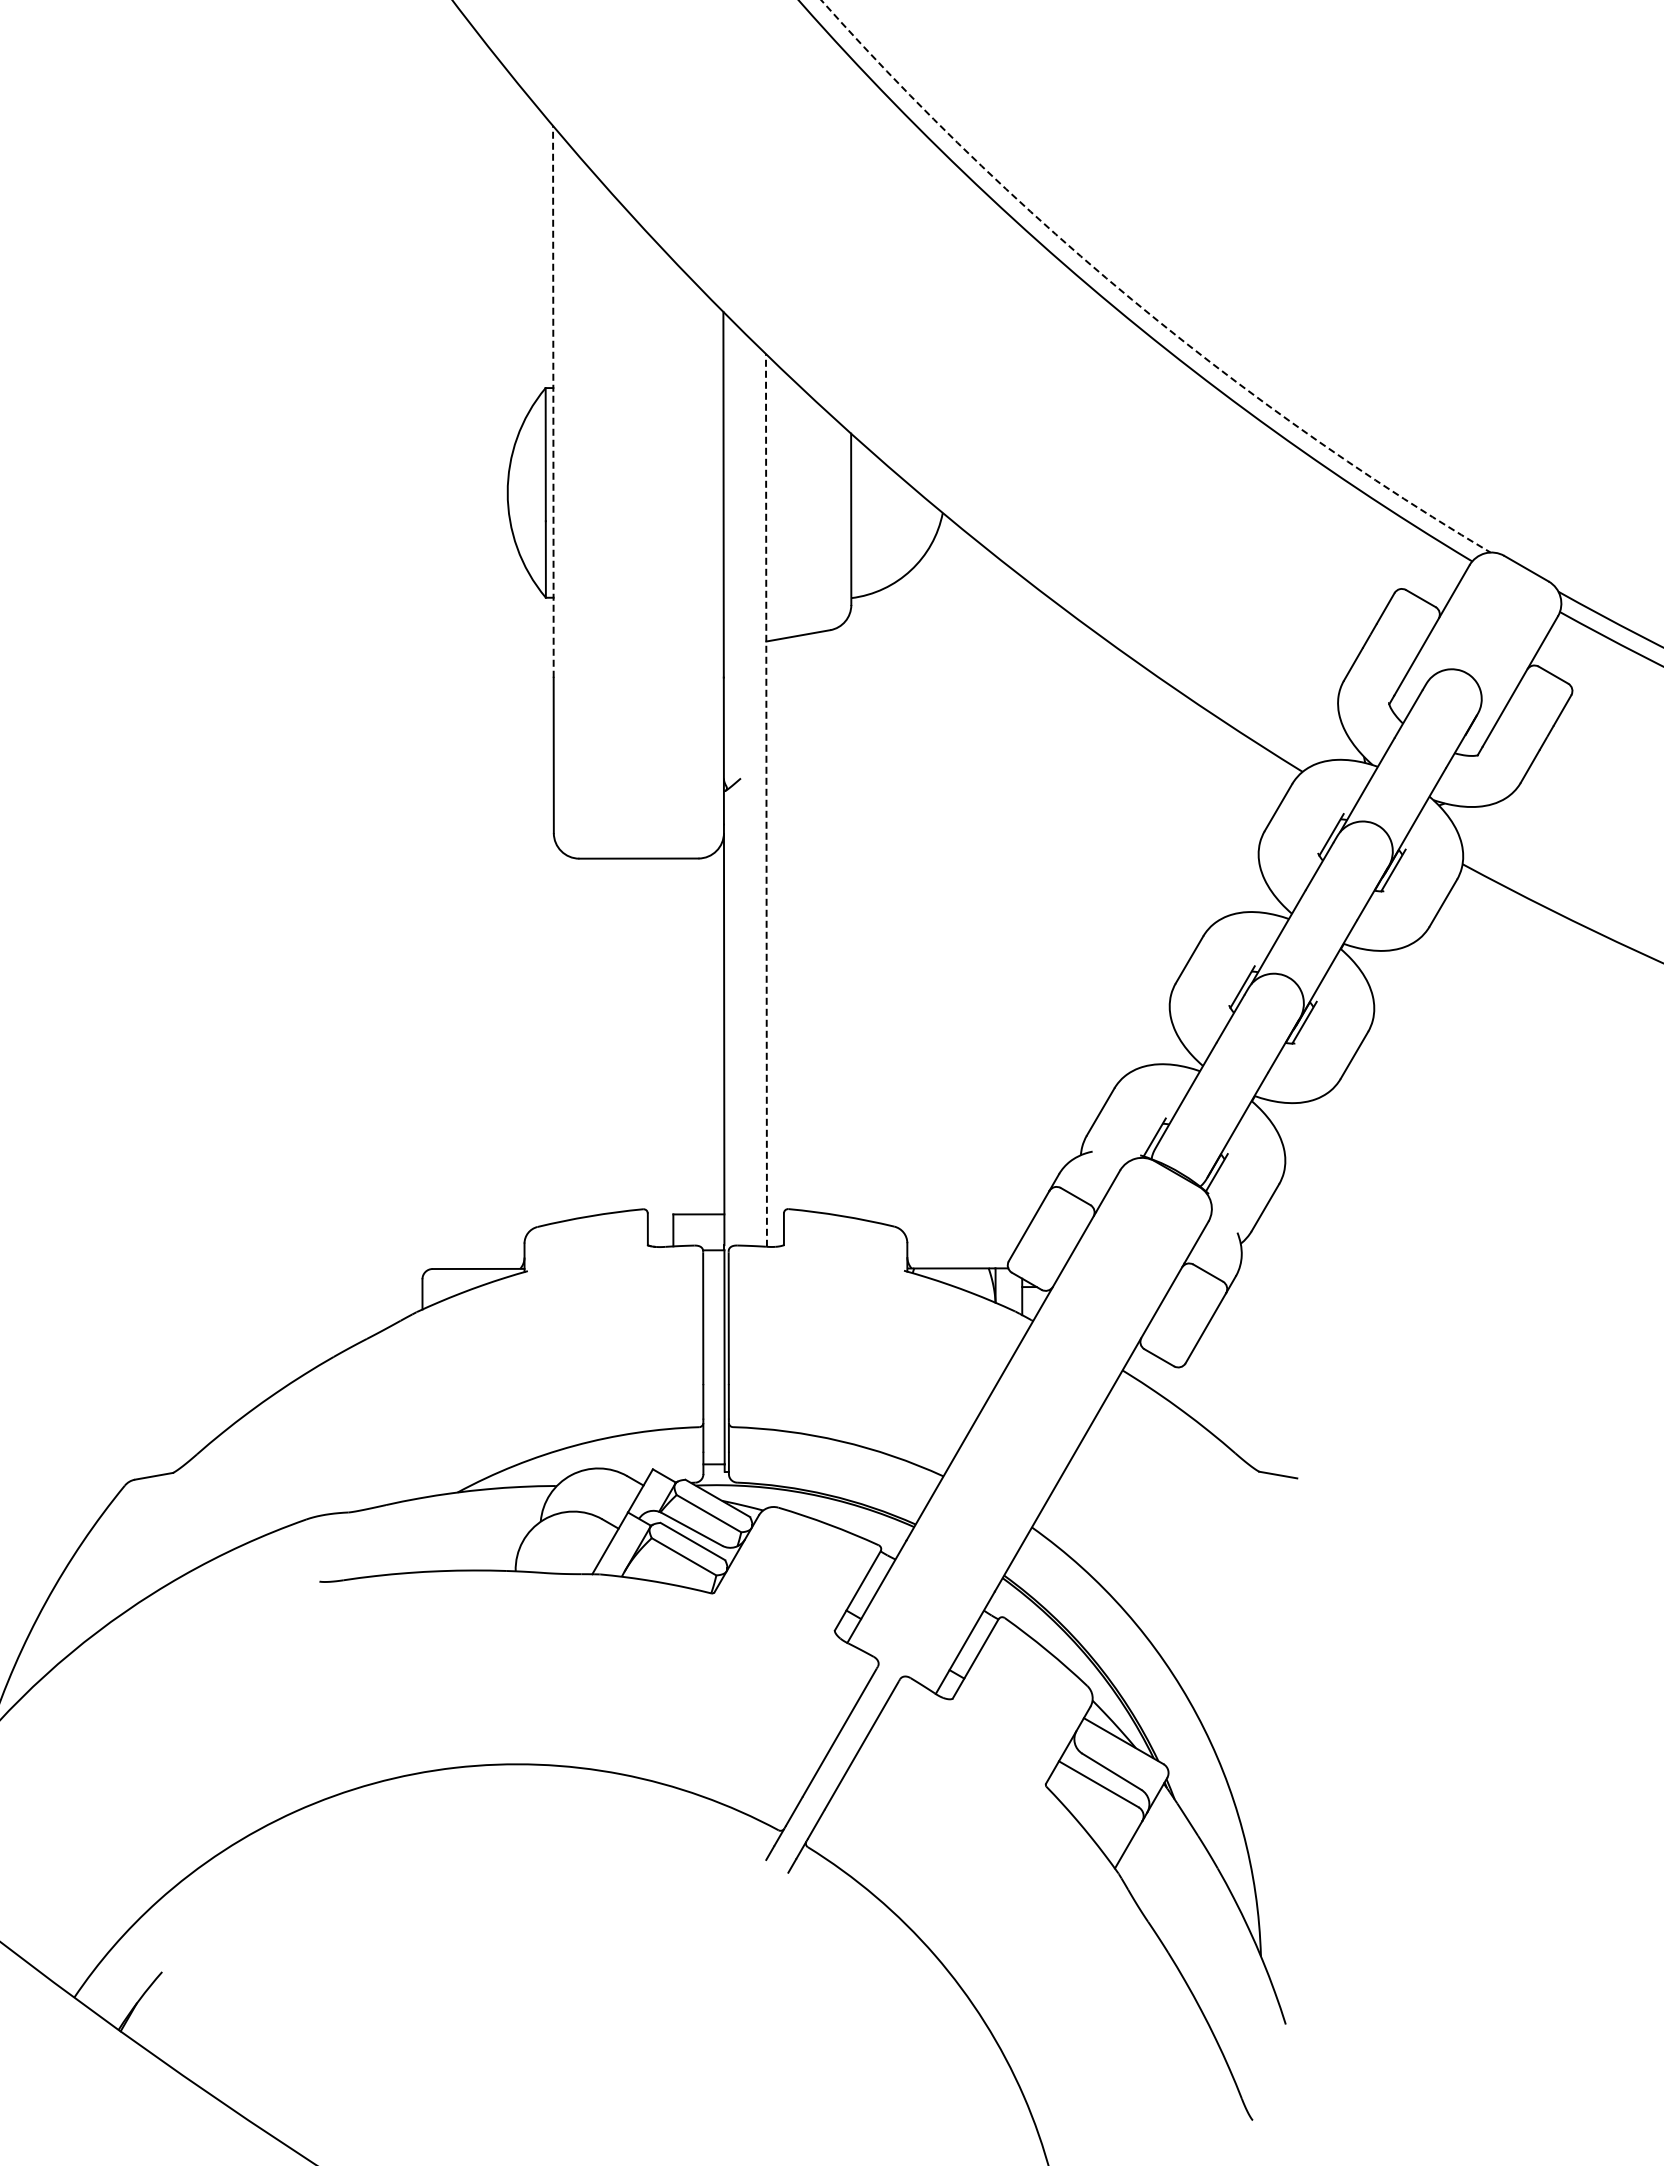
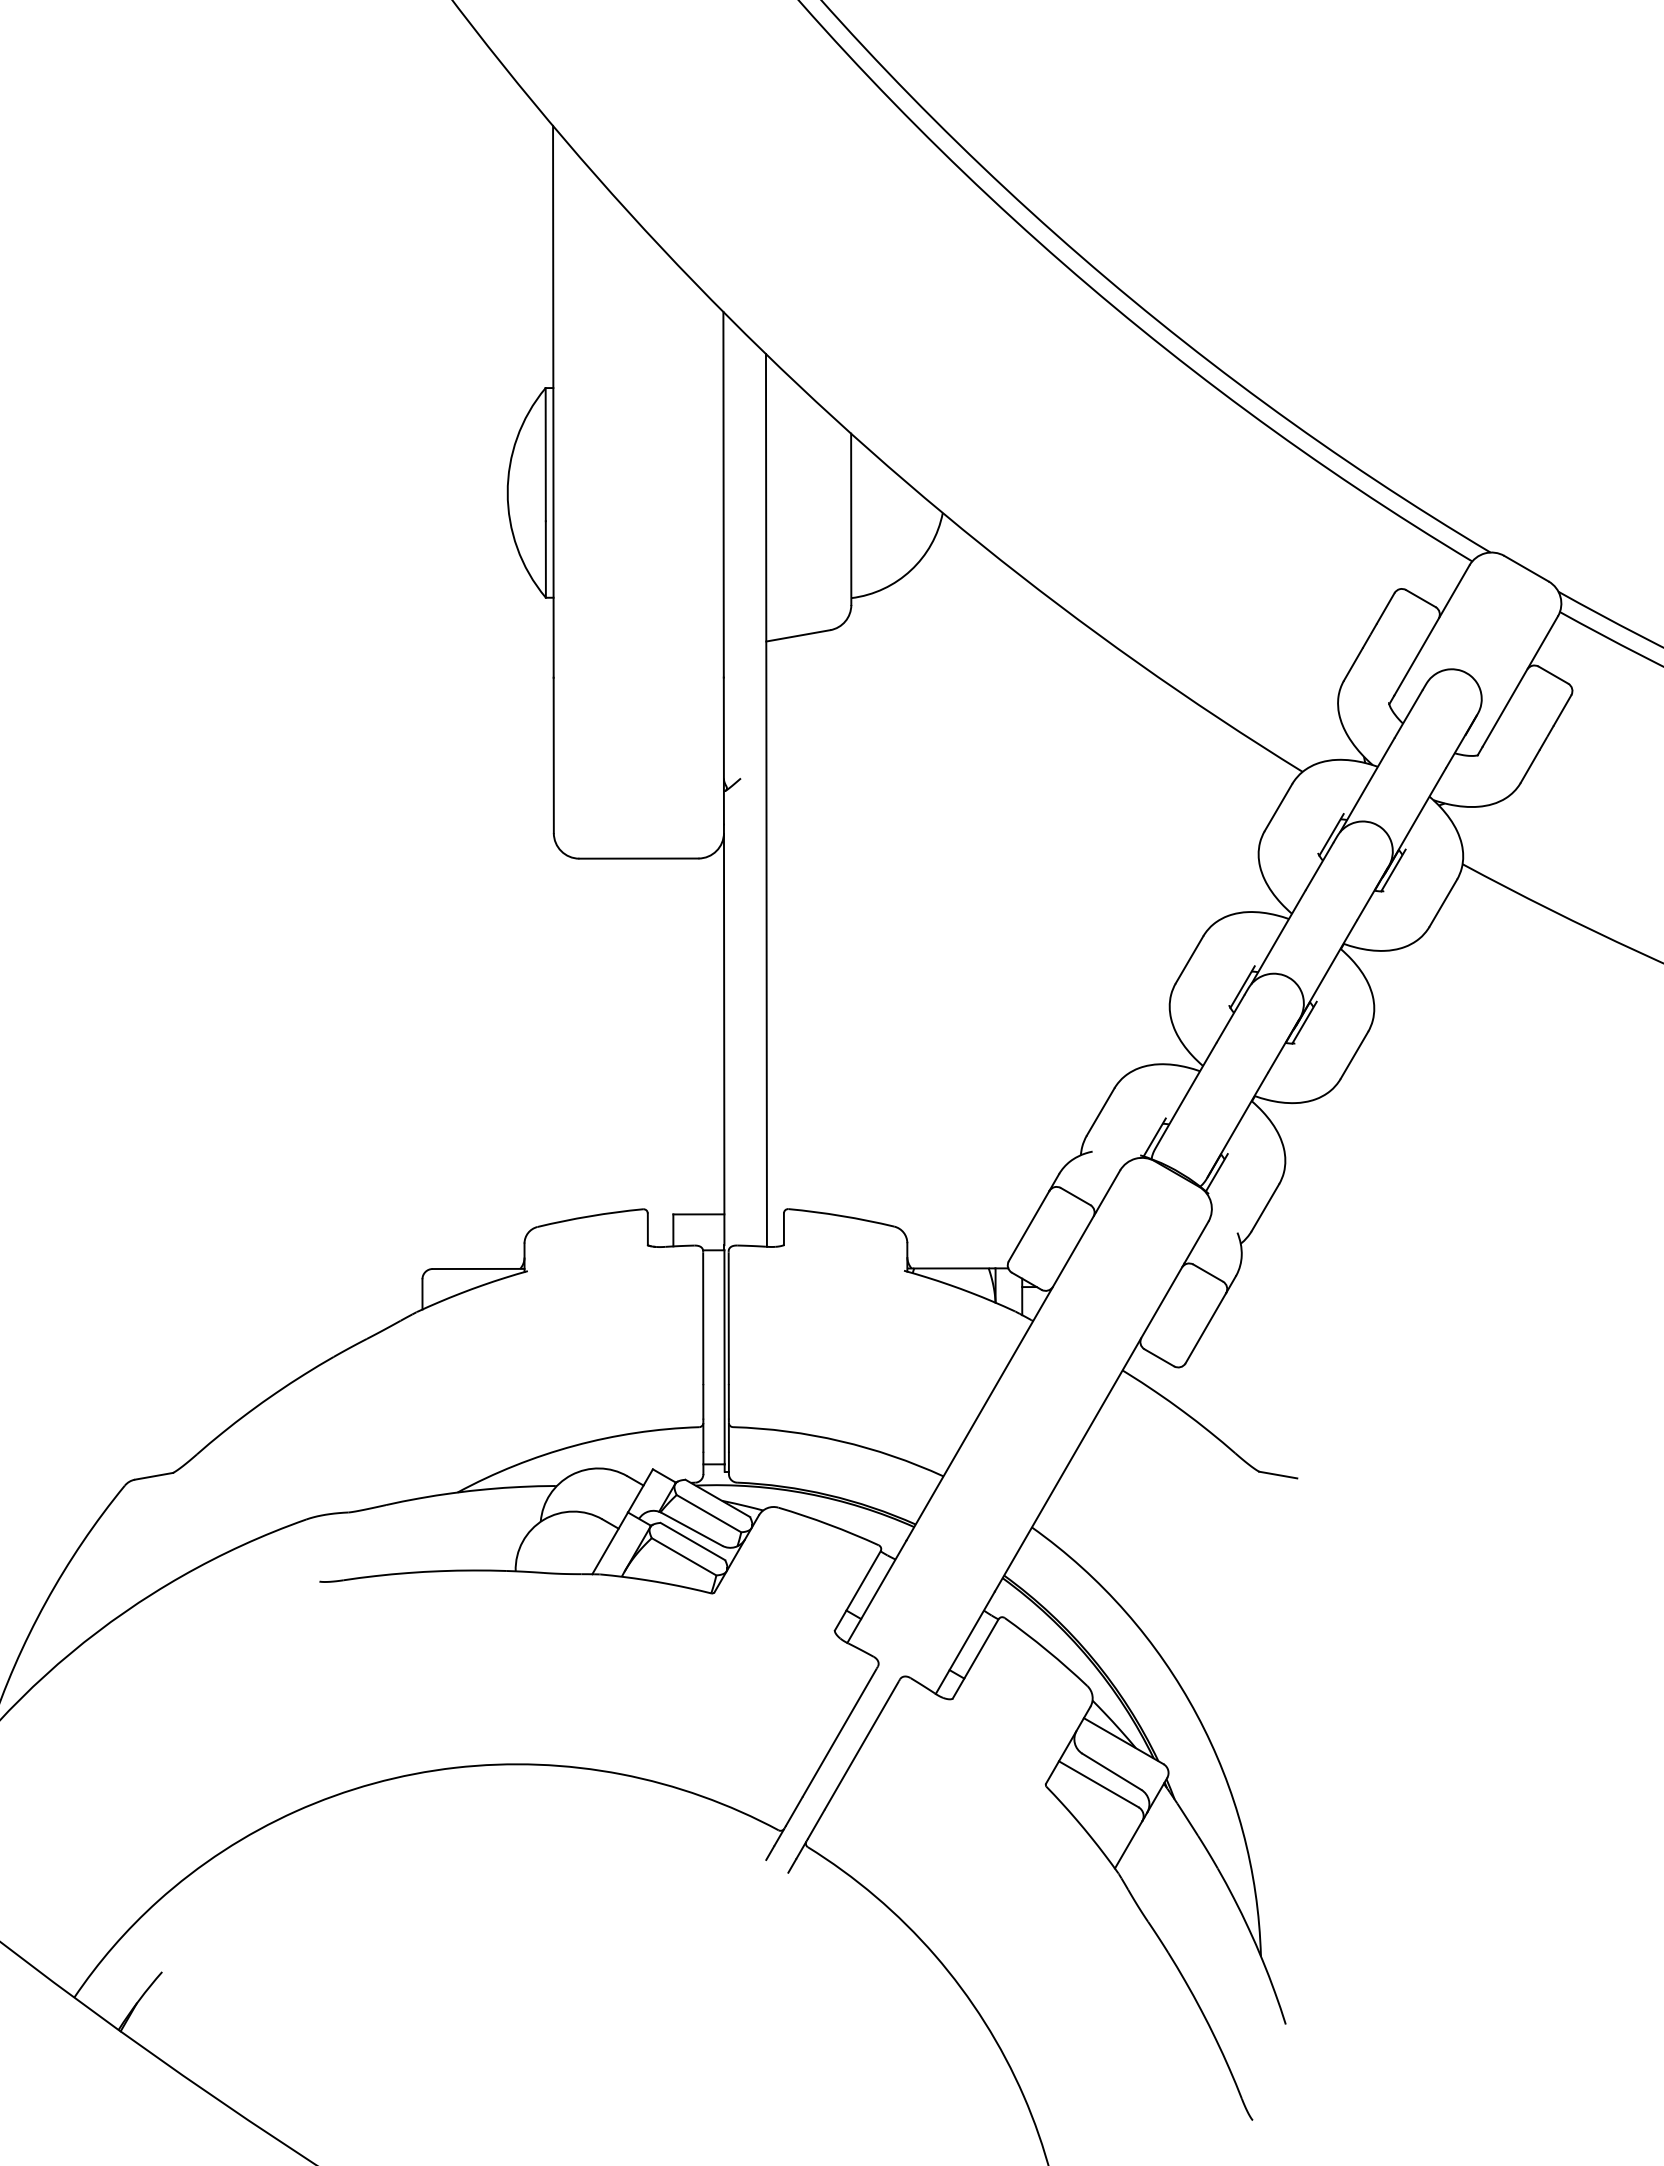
arc: dashed -> solid (1133, 300)
line: dashed -> solid (553, 401)
line: dashed -> solid (766, 799)
